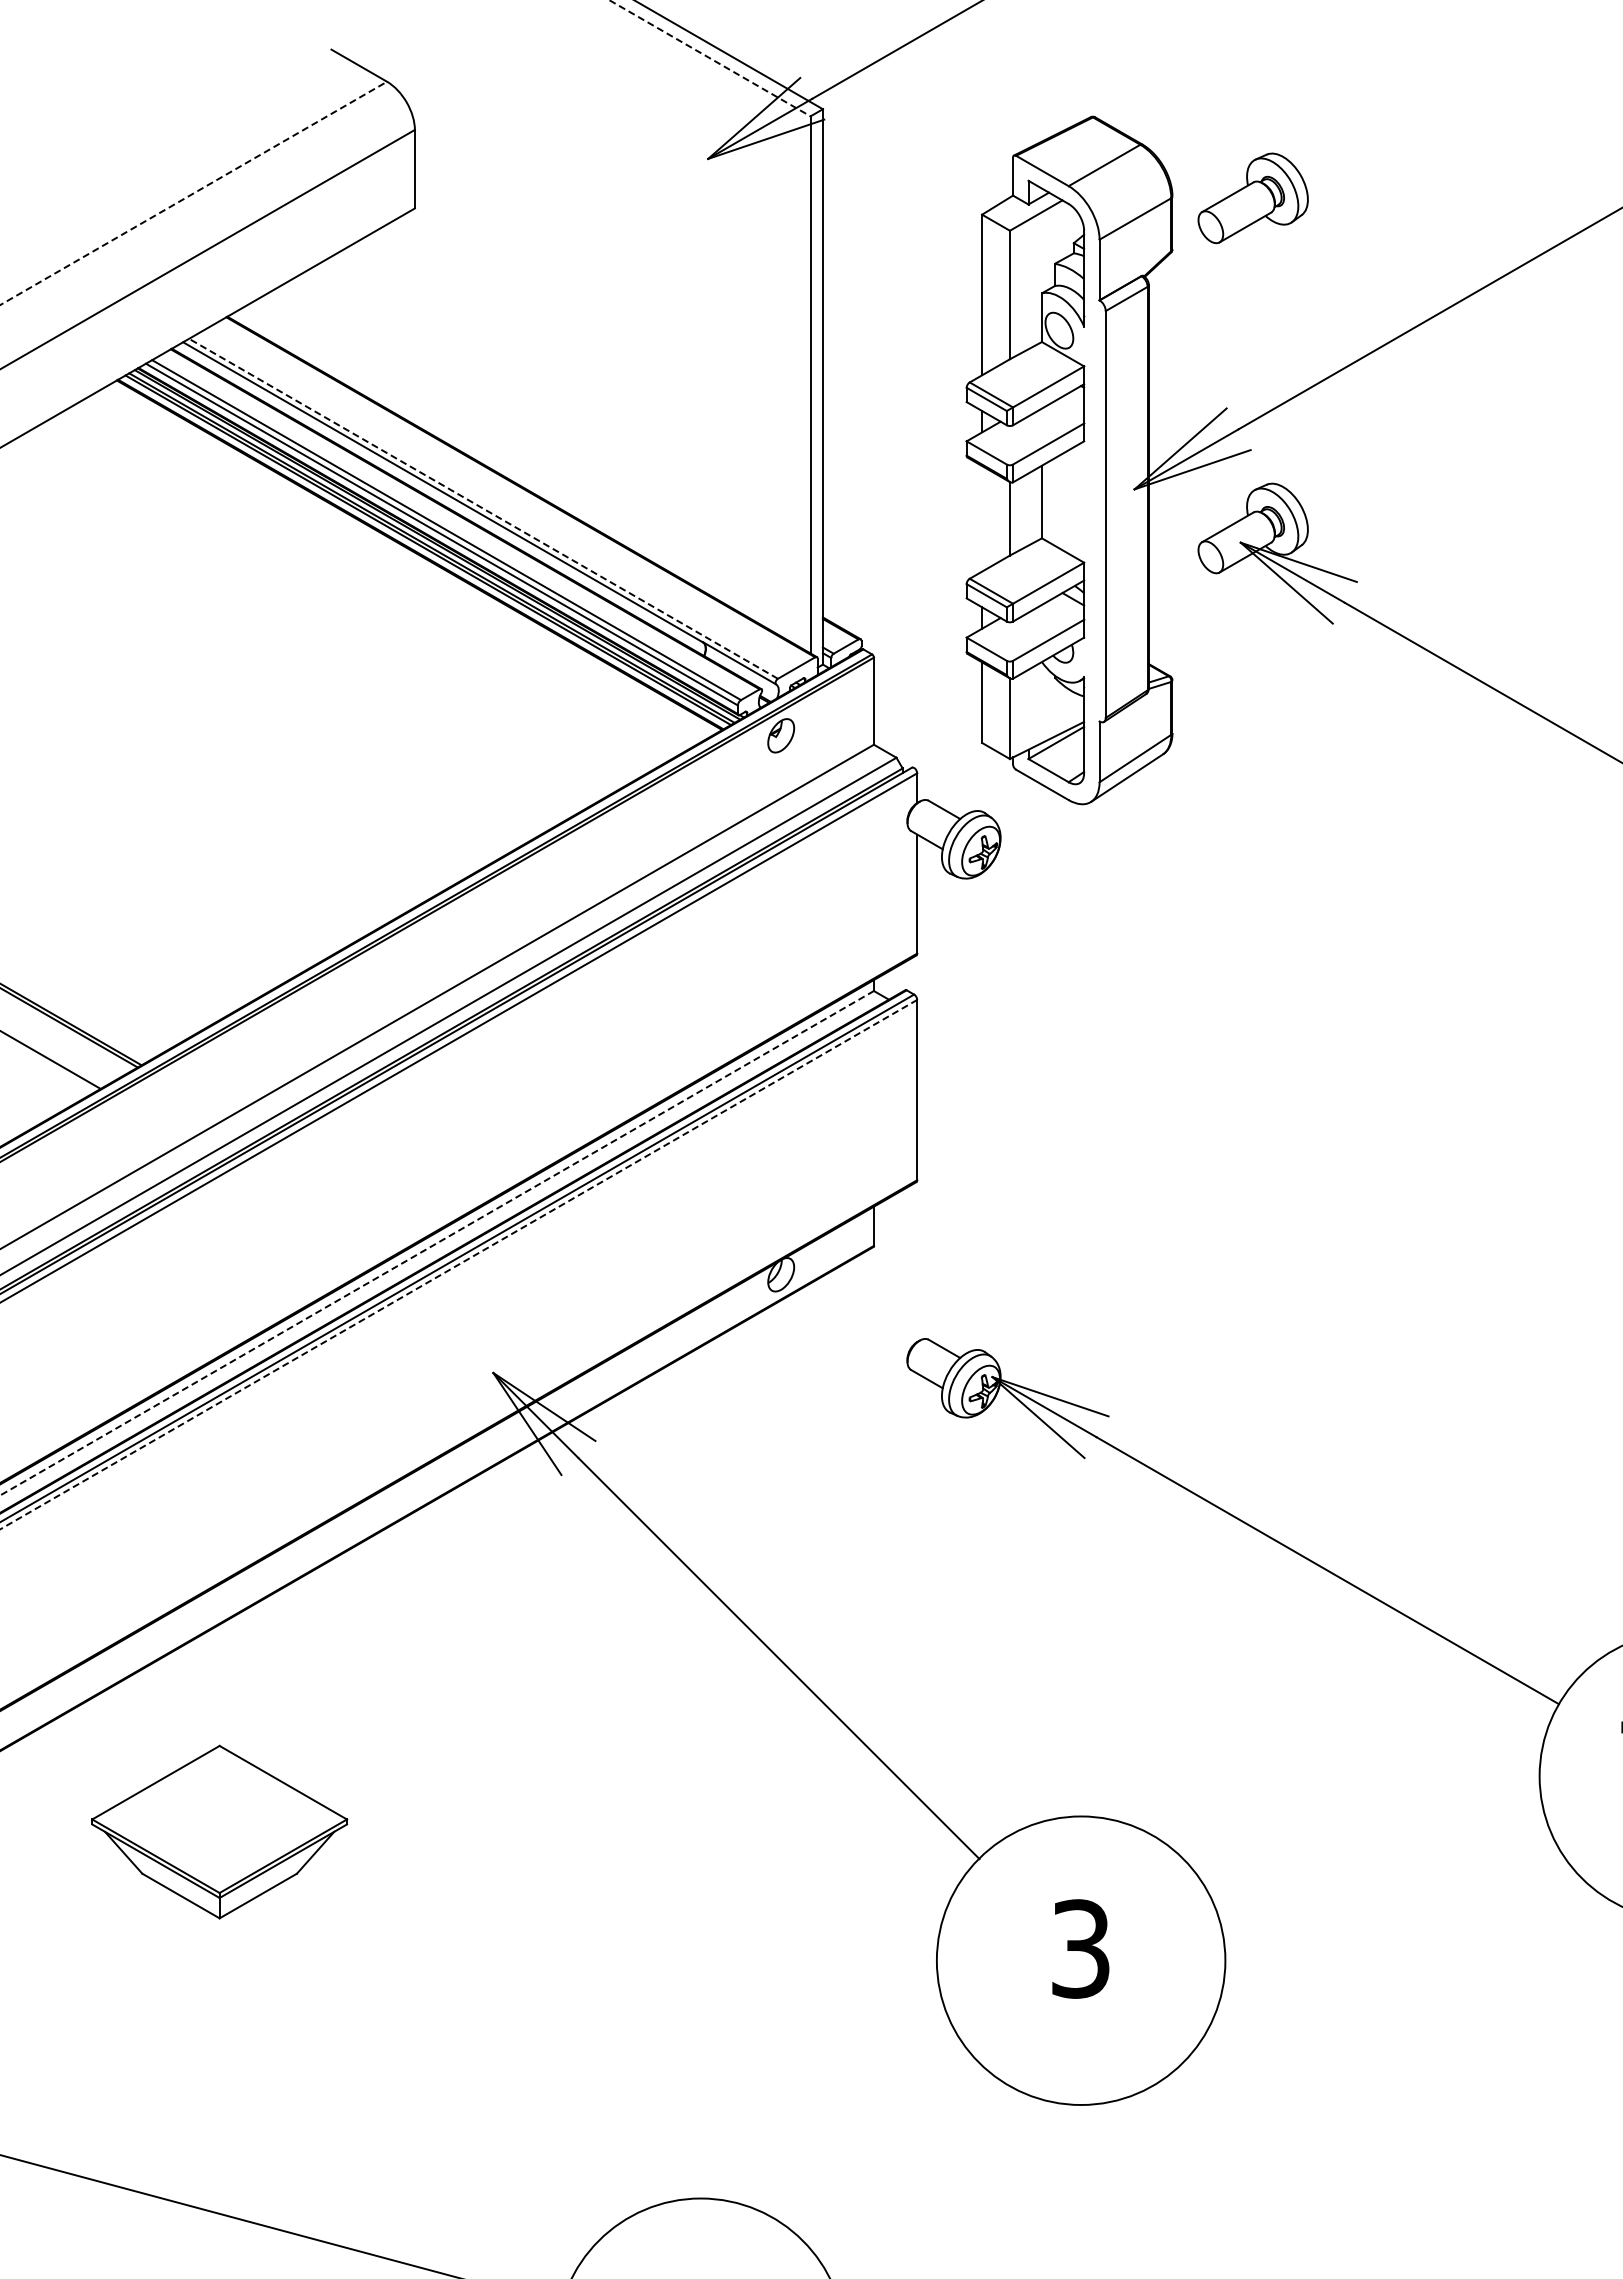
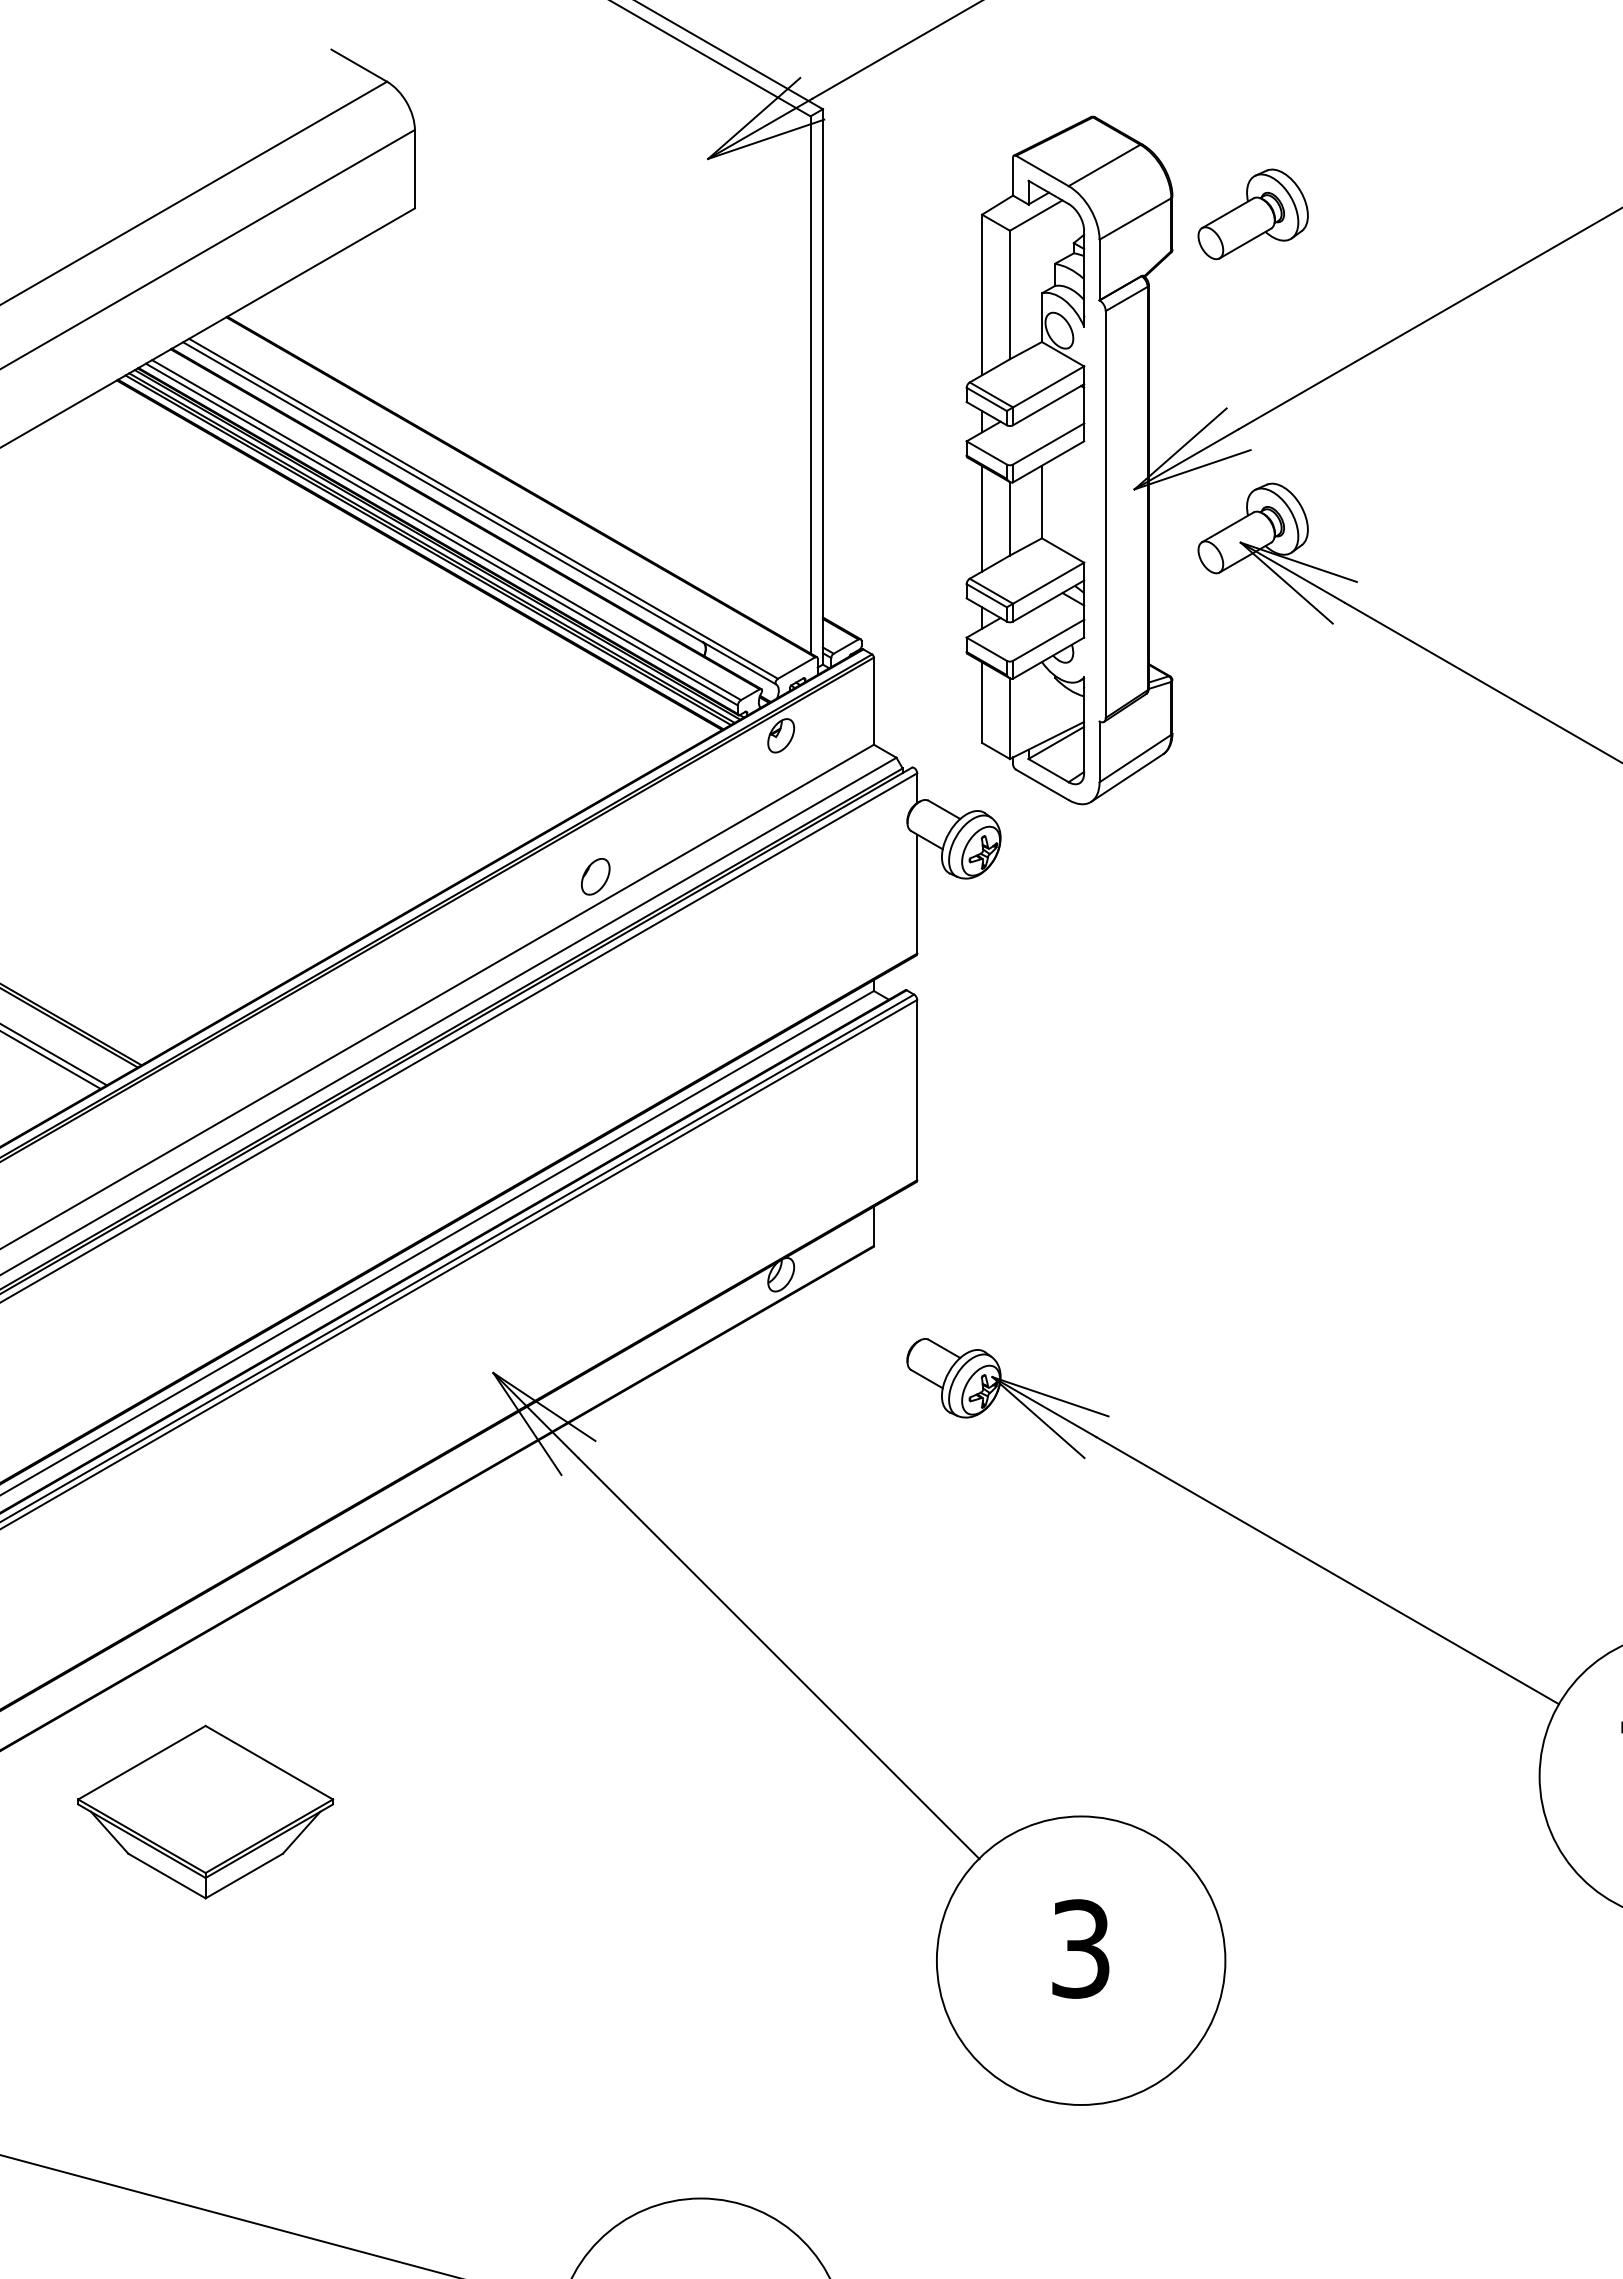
line: dashed -> solid (710, 58)
line: dashed -> solid (194, 193)
part position: (1252, 198) -> (1252, 214) (1252, 214)
line: dashed -> solid (483, 508)
line: none -> present (982, 518)
part: none -> present (595, 876)
line: none -> present (54, 1054)
line: dashed -> solid (437, 1243)
line: dashed -> solid (459, 1264)
part position: (219, 1831) -> (205, 1811) (205, 1811)
